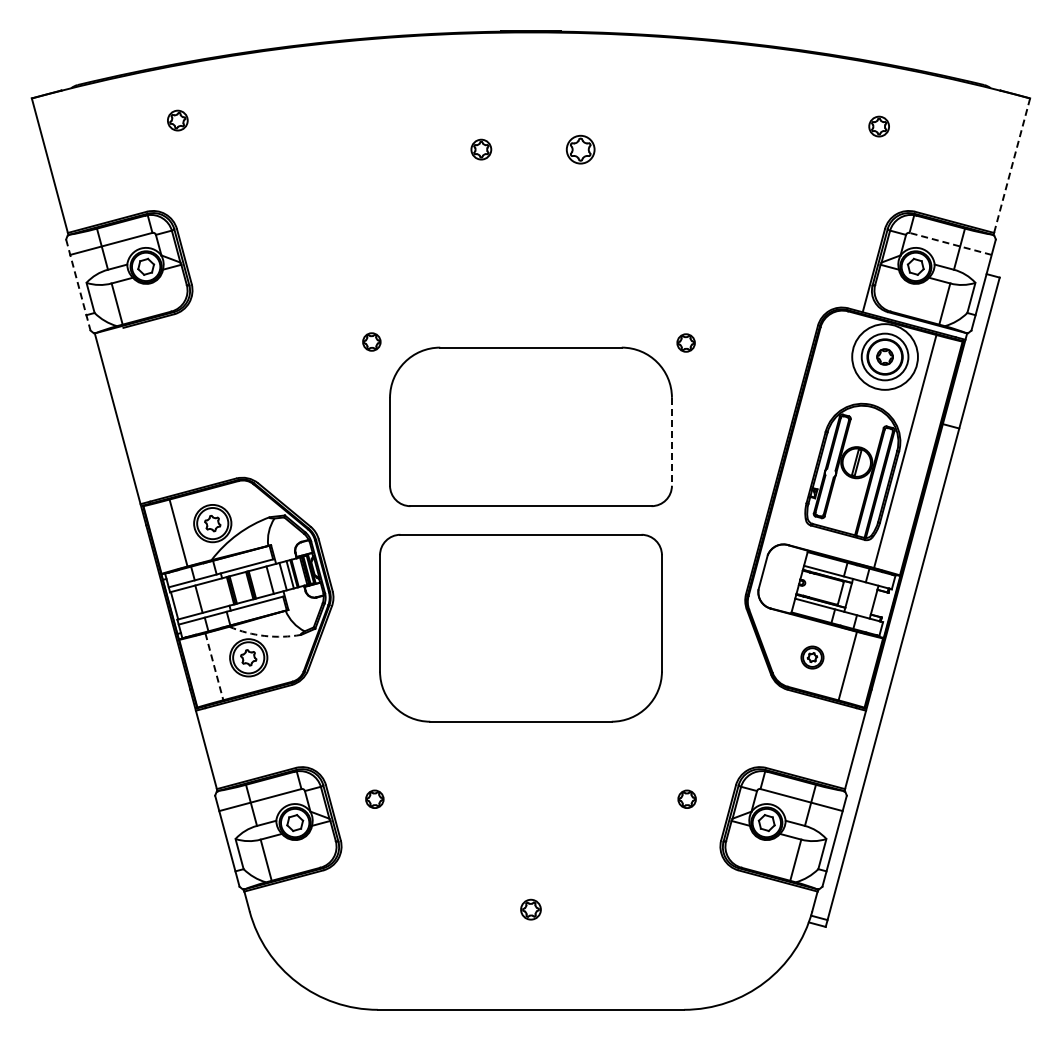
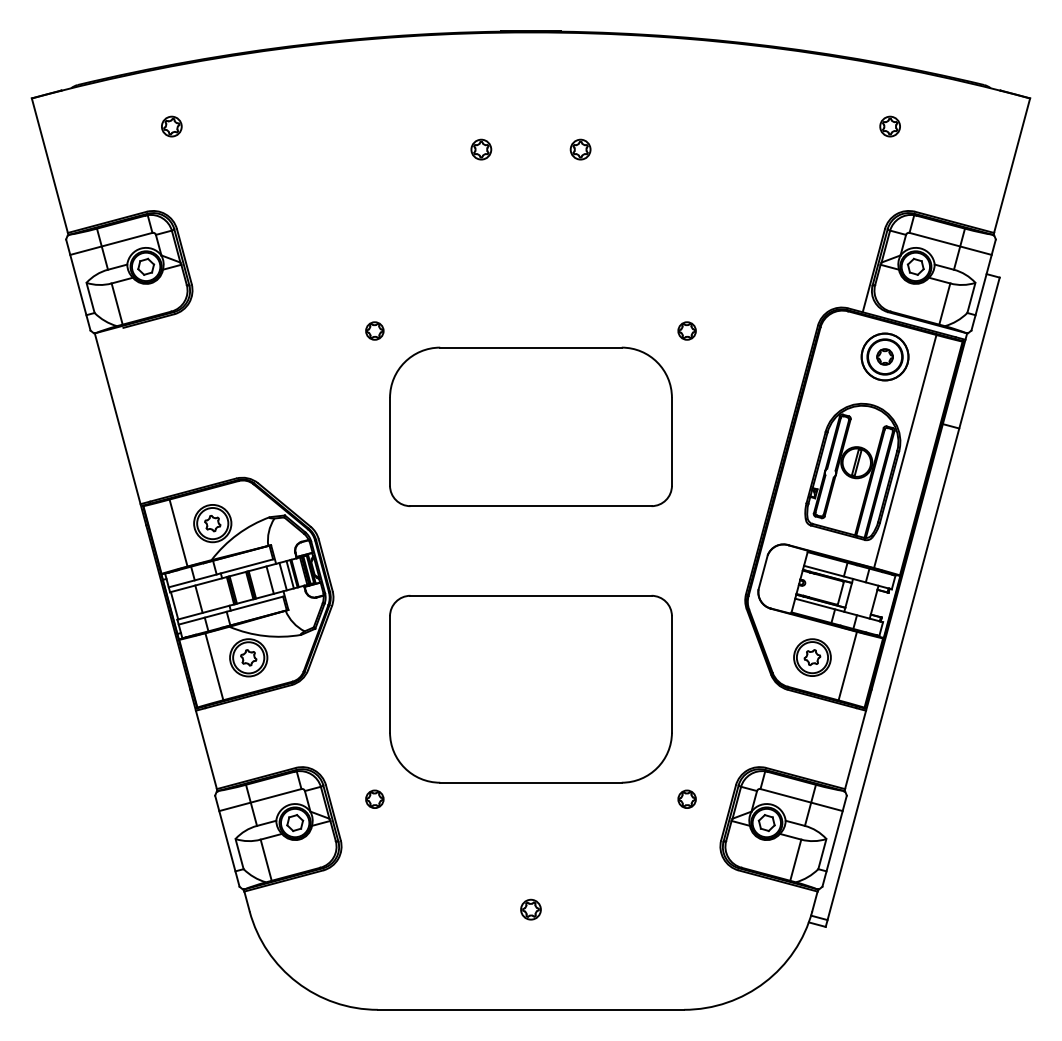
part position: (177, 120) -> (171, 126) (171, 126)
part position: (878, 126) -> (889, 126) (889, 126)
part size: 31x31 px -> 23x23 px (580, 149)
line: dashed -> solid (1011, 166)
line: dashed -> solid (950, 243)
line: dashed -> solid (78, 285)
part position: (371, 341) -> (374, 330) (374, 330)
part position: (685, 342) -> (686, 330) (686, 330)
circle diameter: 66 px -> 47 px (884, 356)
line: dashed -> solid (671, 441)
part position: (520, 627) -> (530, 688) (530, 688)
arc: dashed -> solid (264, 635)
part size: 25x25 px -> 39x39 px (812, 657)
line: dashed -> solid (214, 666)
